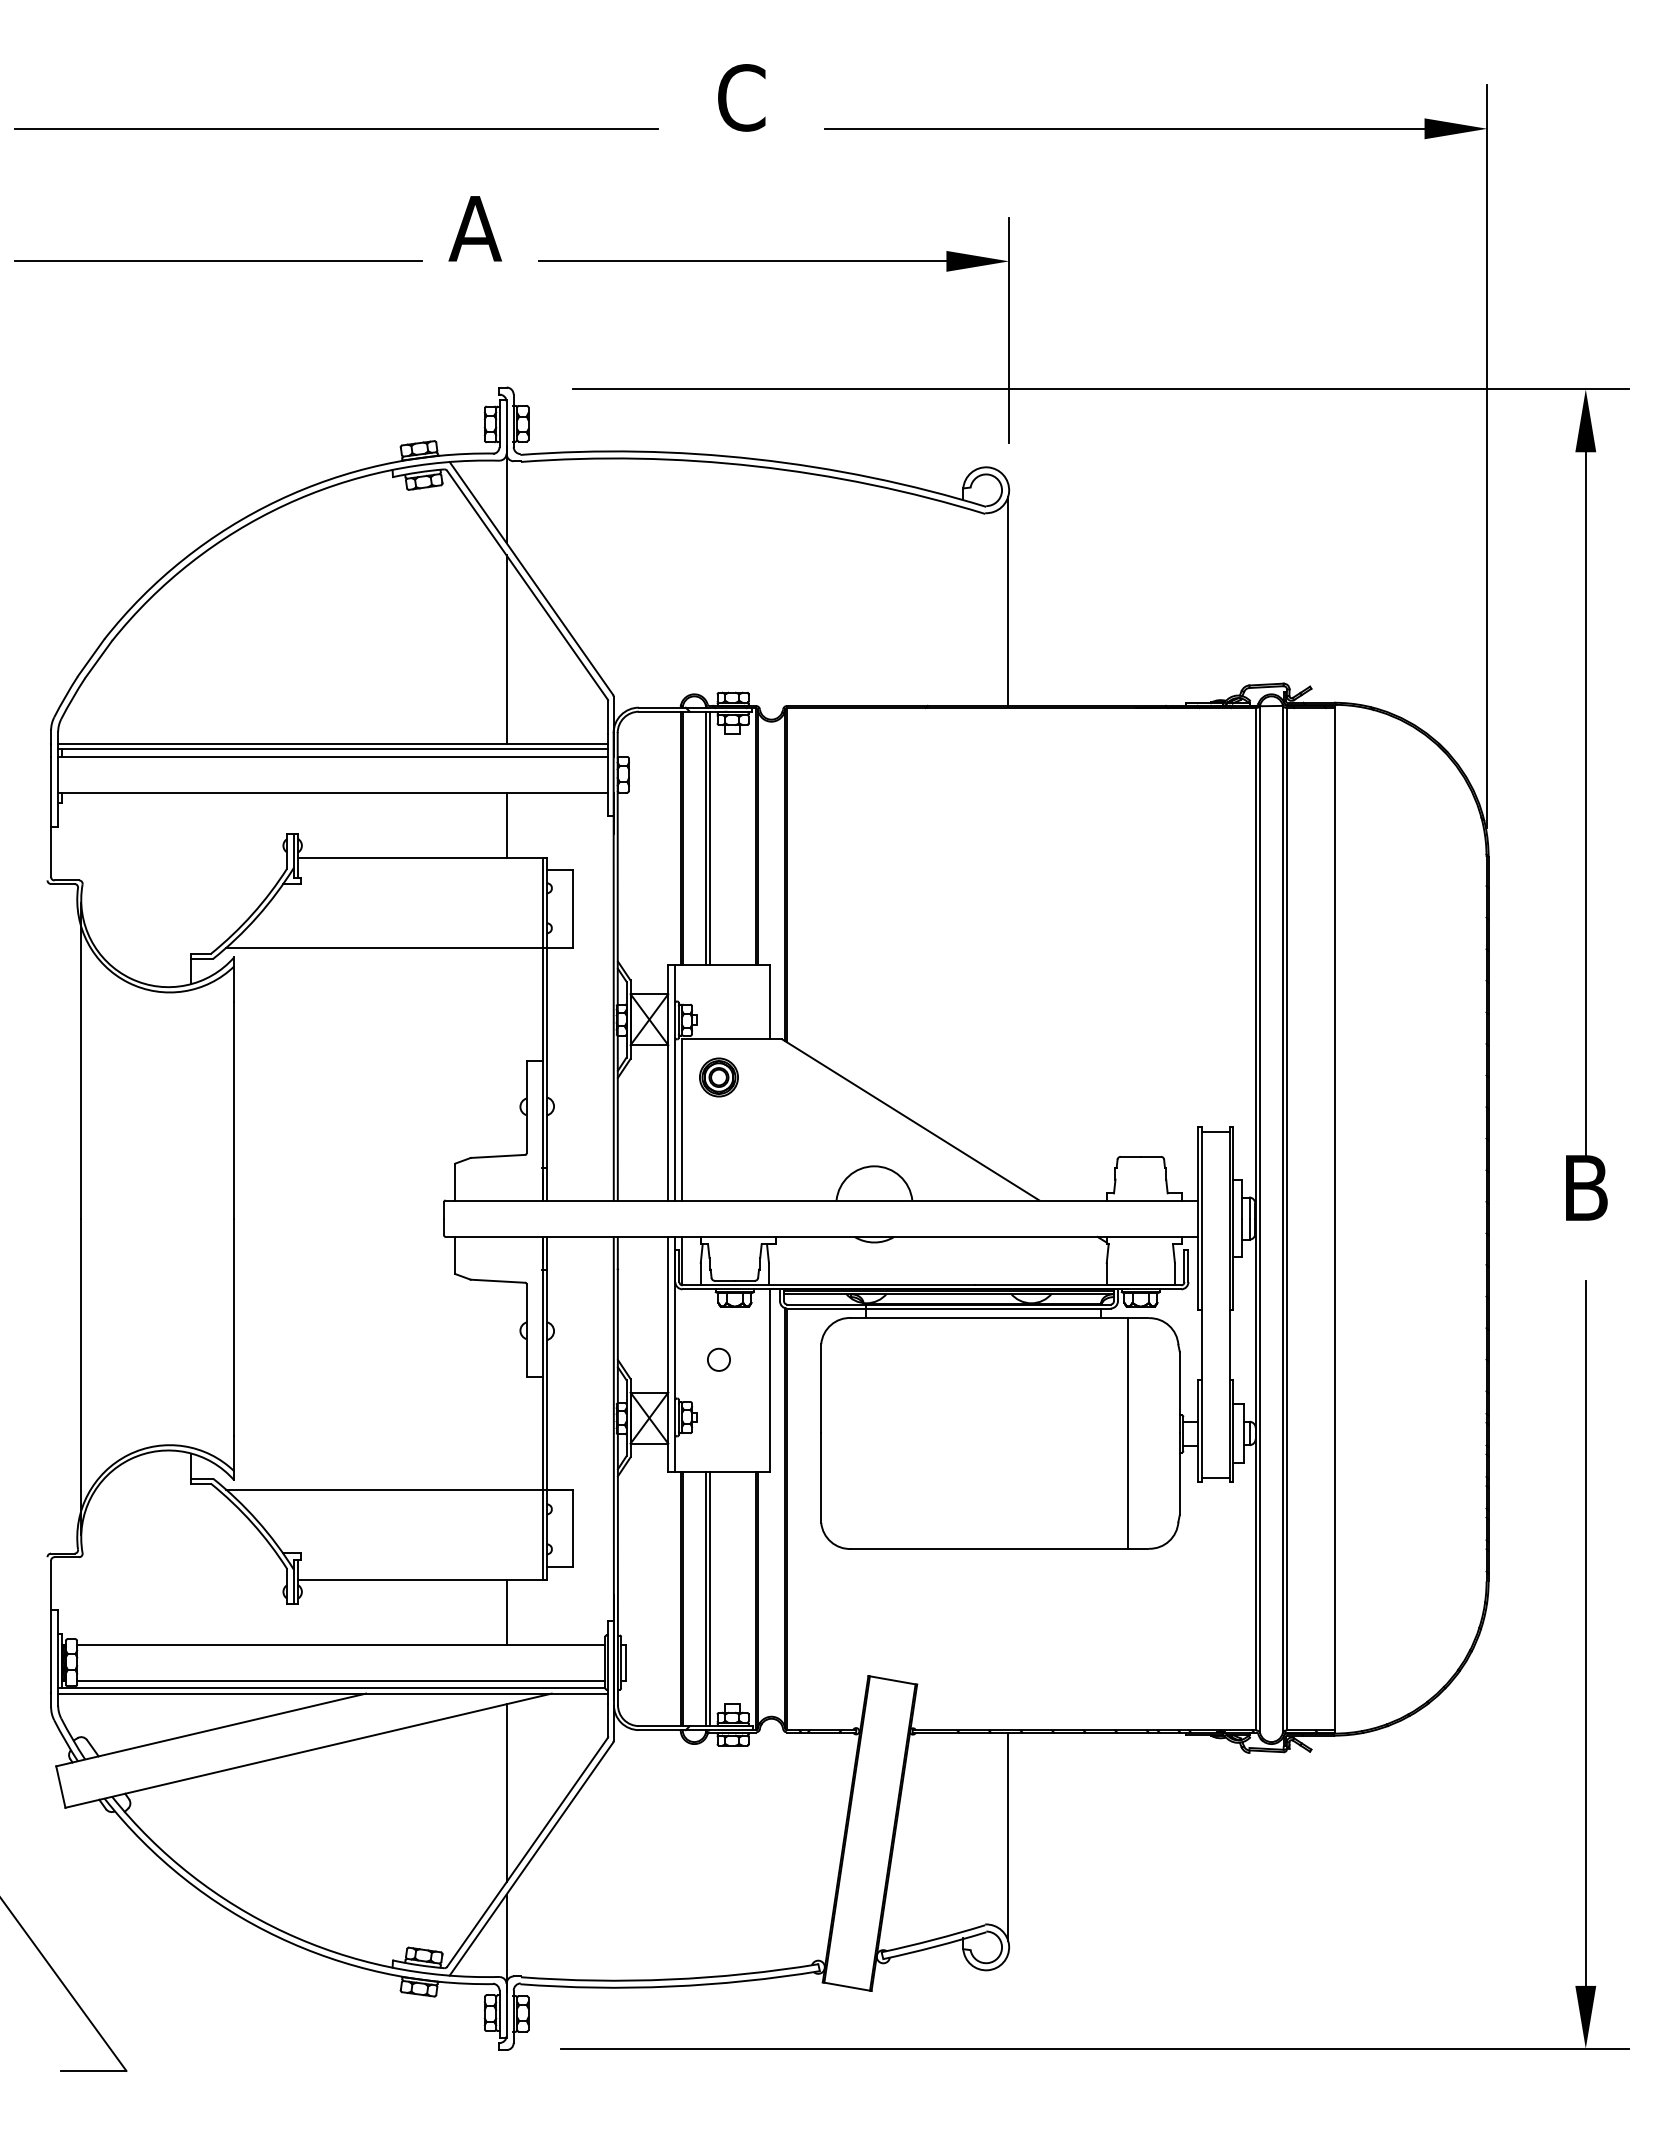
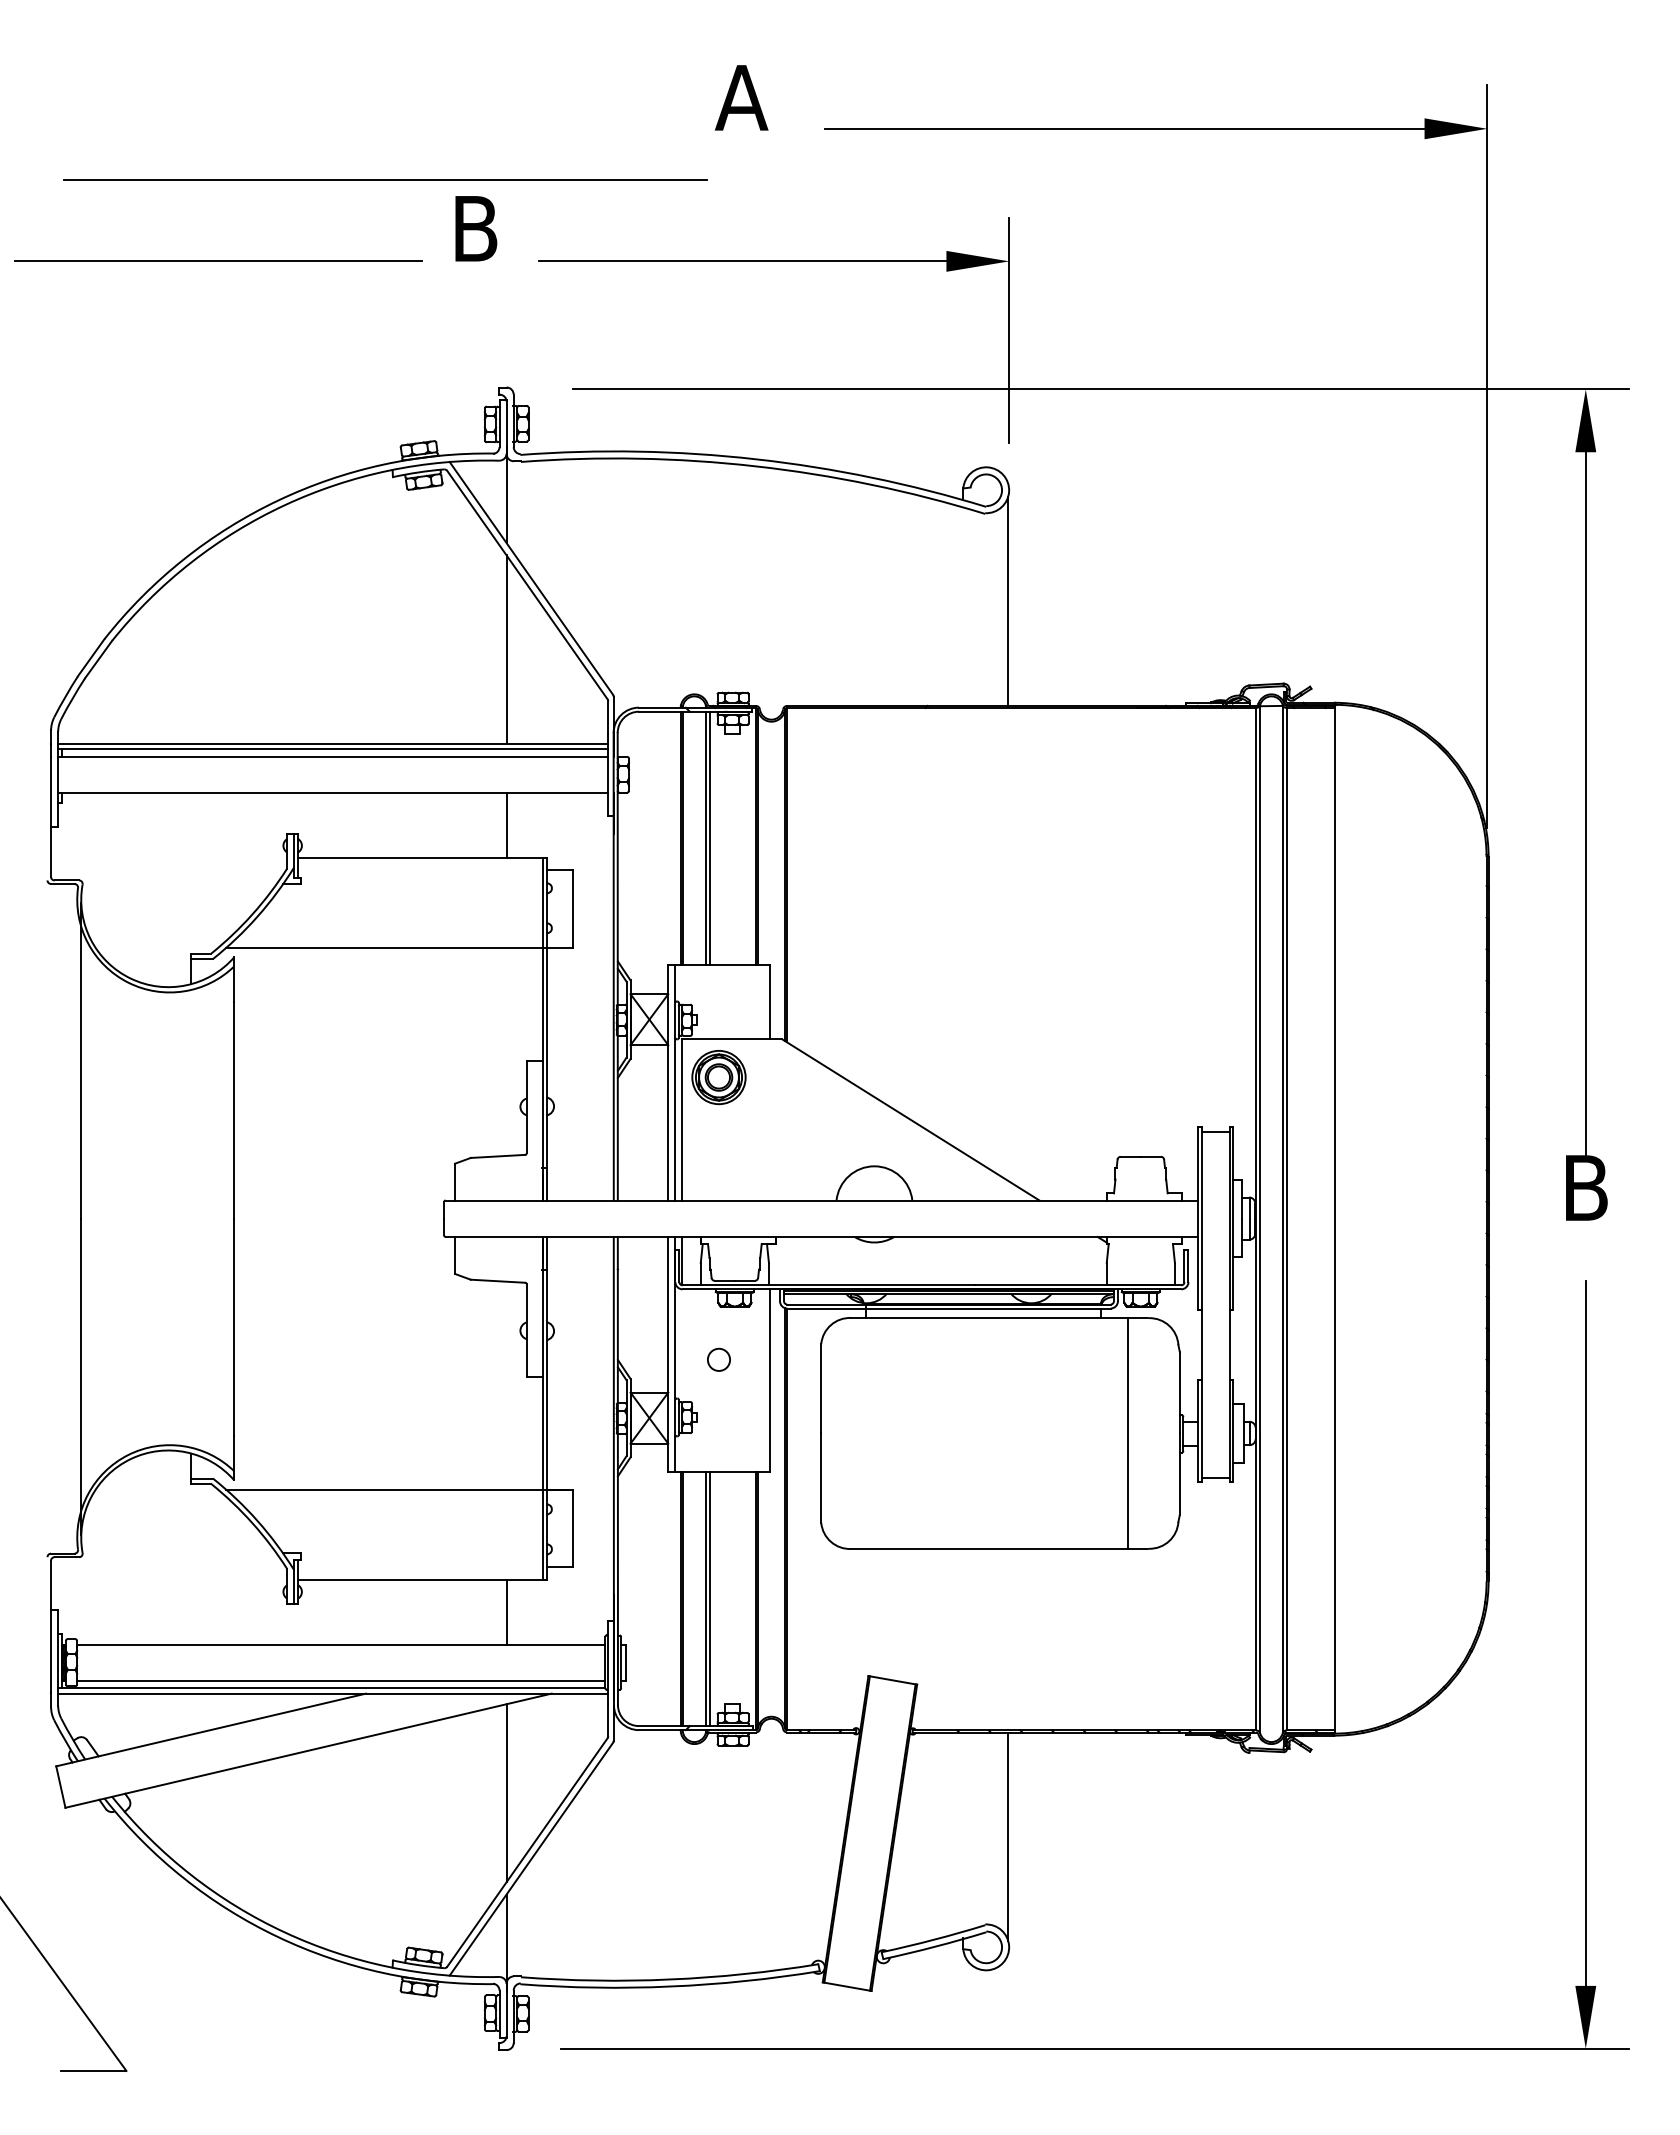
text: C -> A (741, 97)
line position: (336, 128) -> (385, 179) (385, 179)
text: A -> B (475, 228)
part size: 40x41 px -> 56x56 px (718, 1077)
